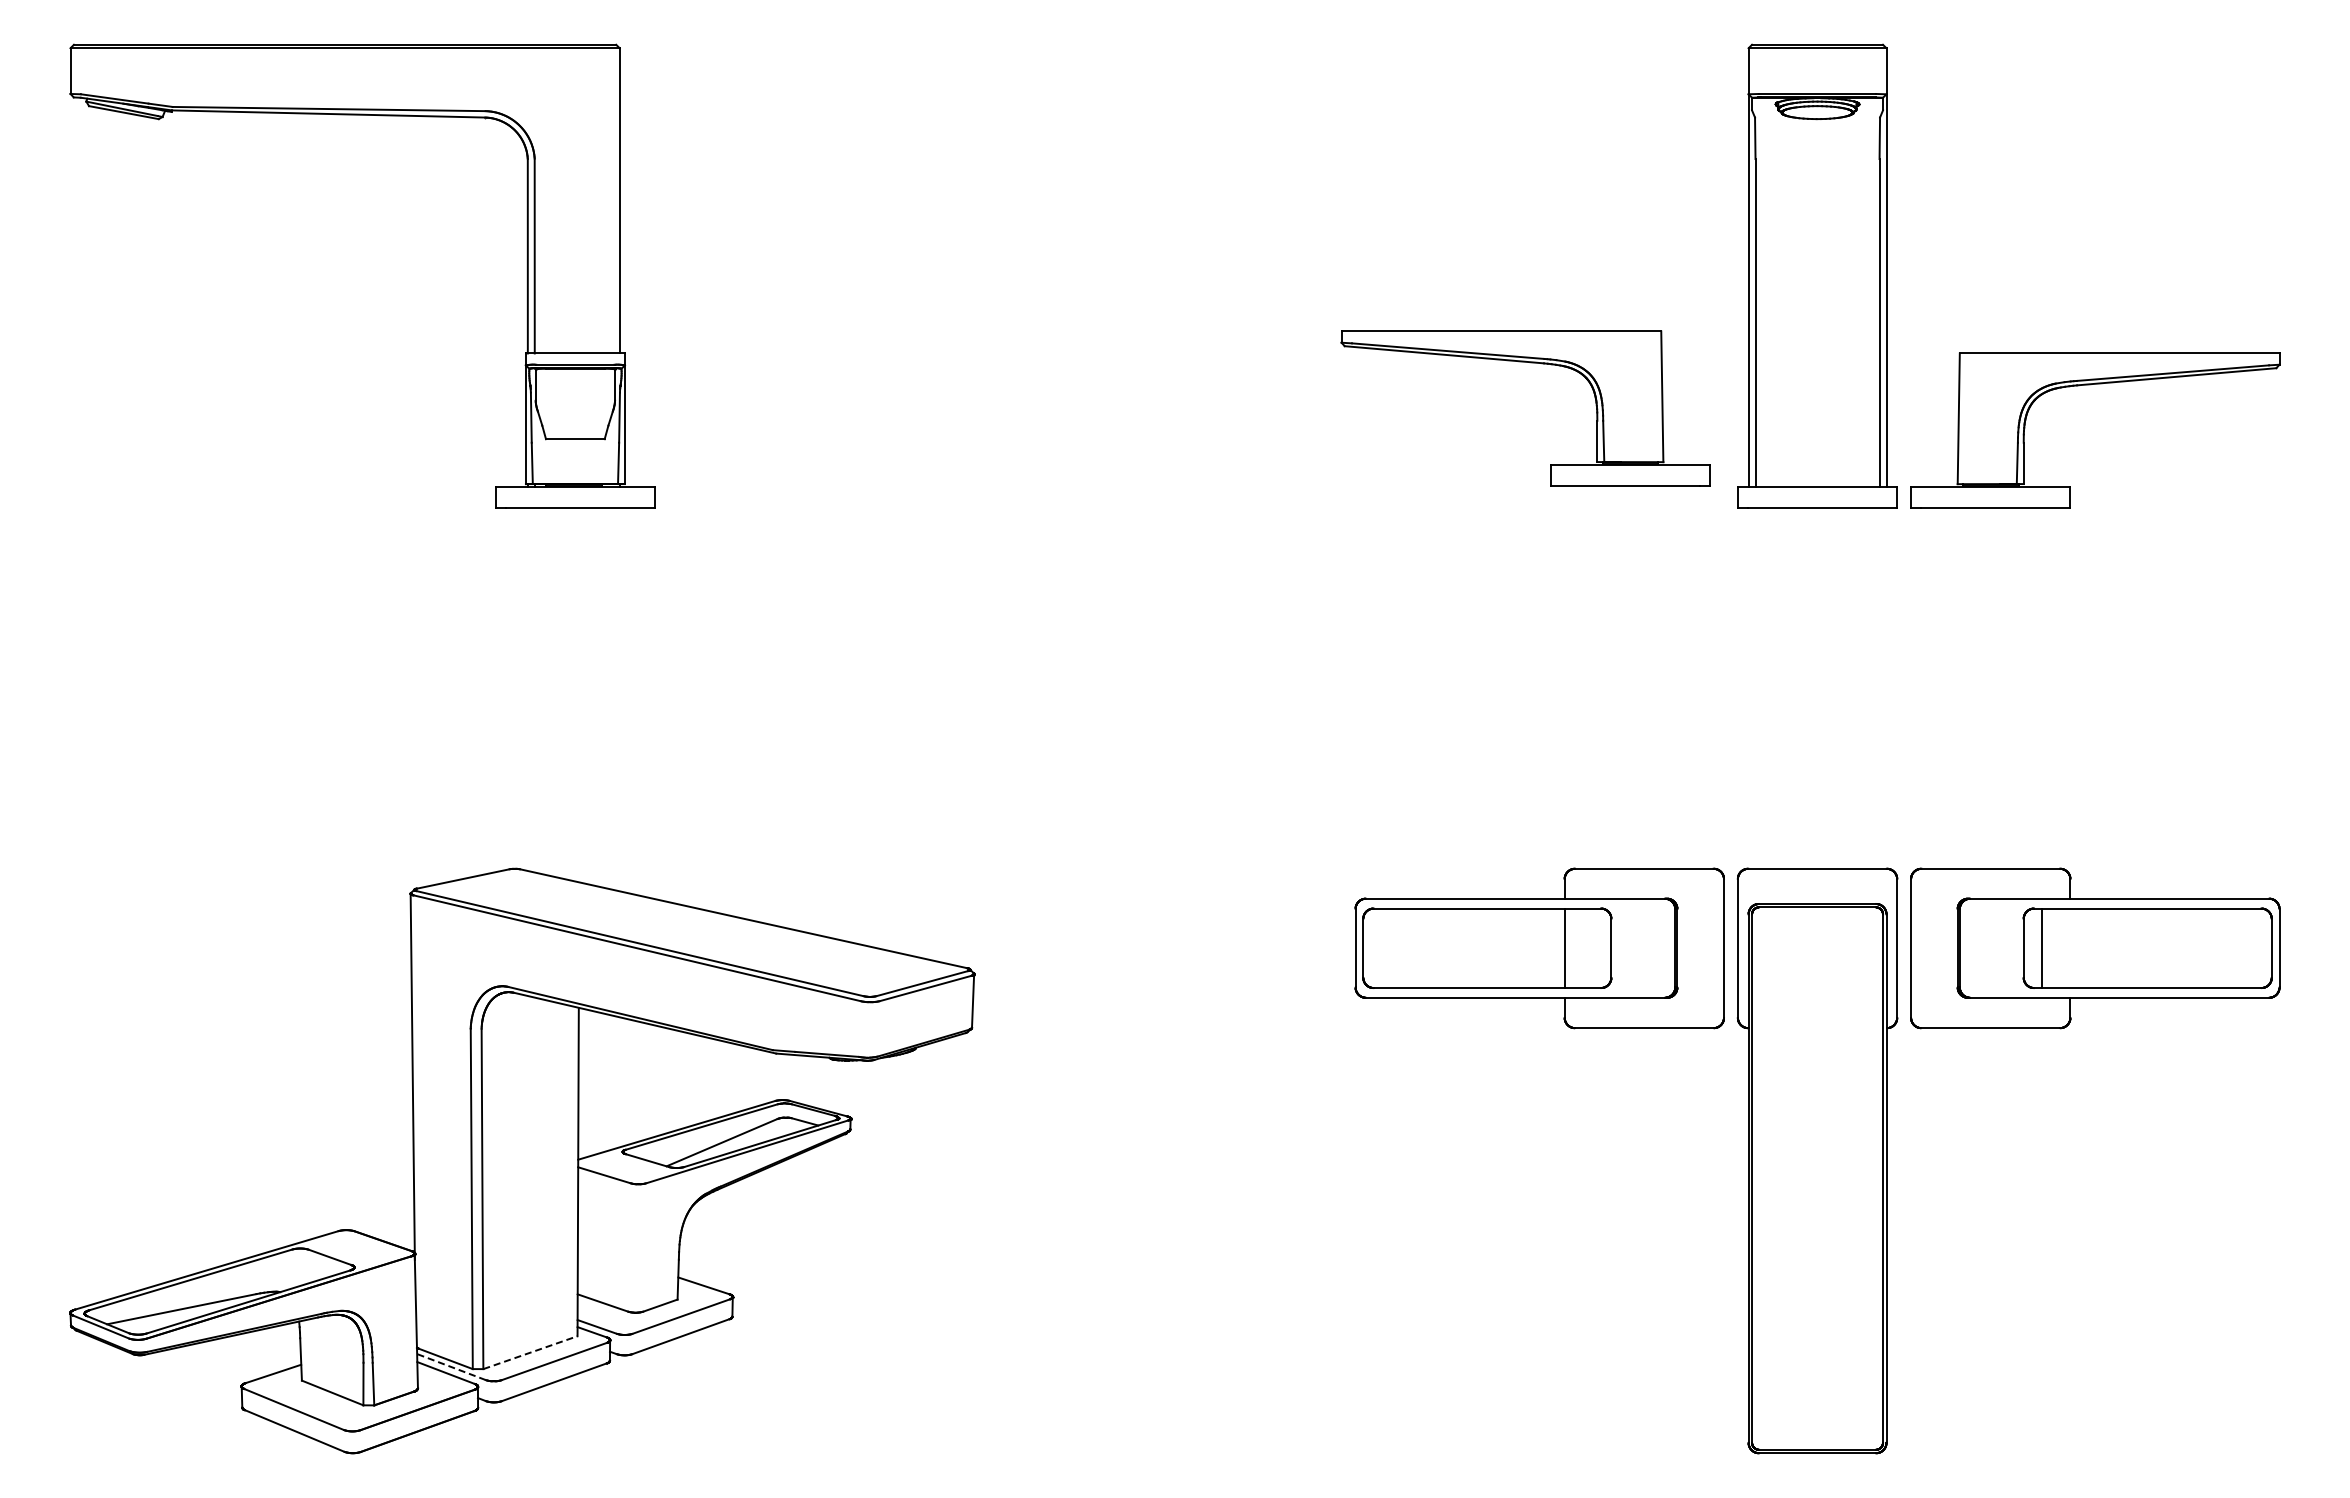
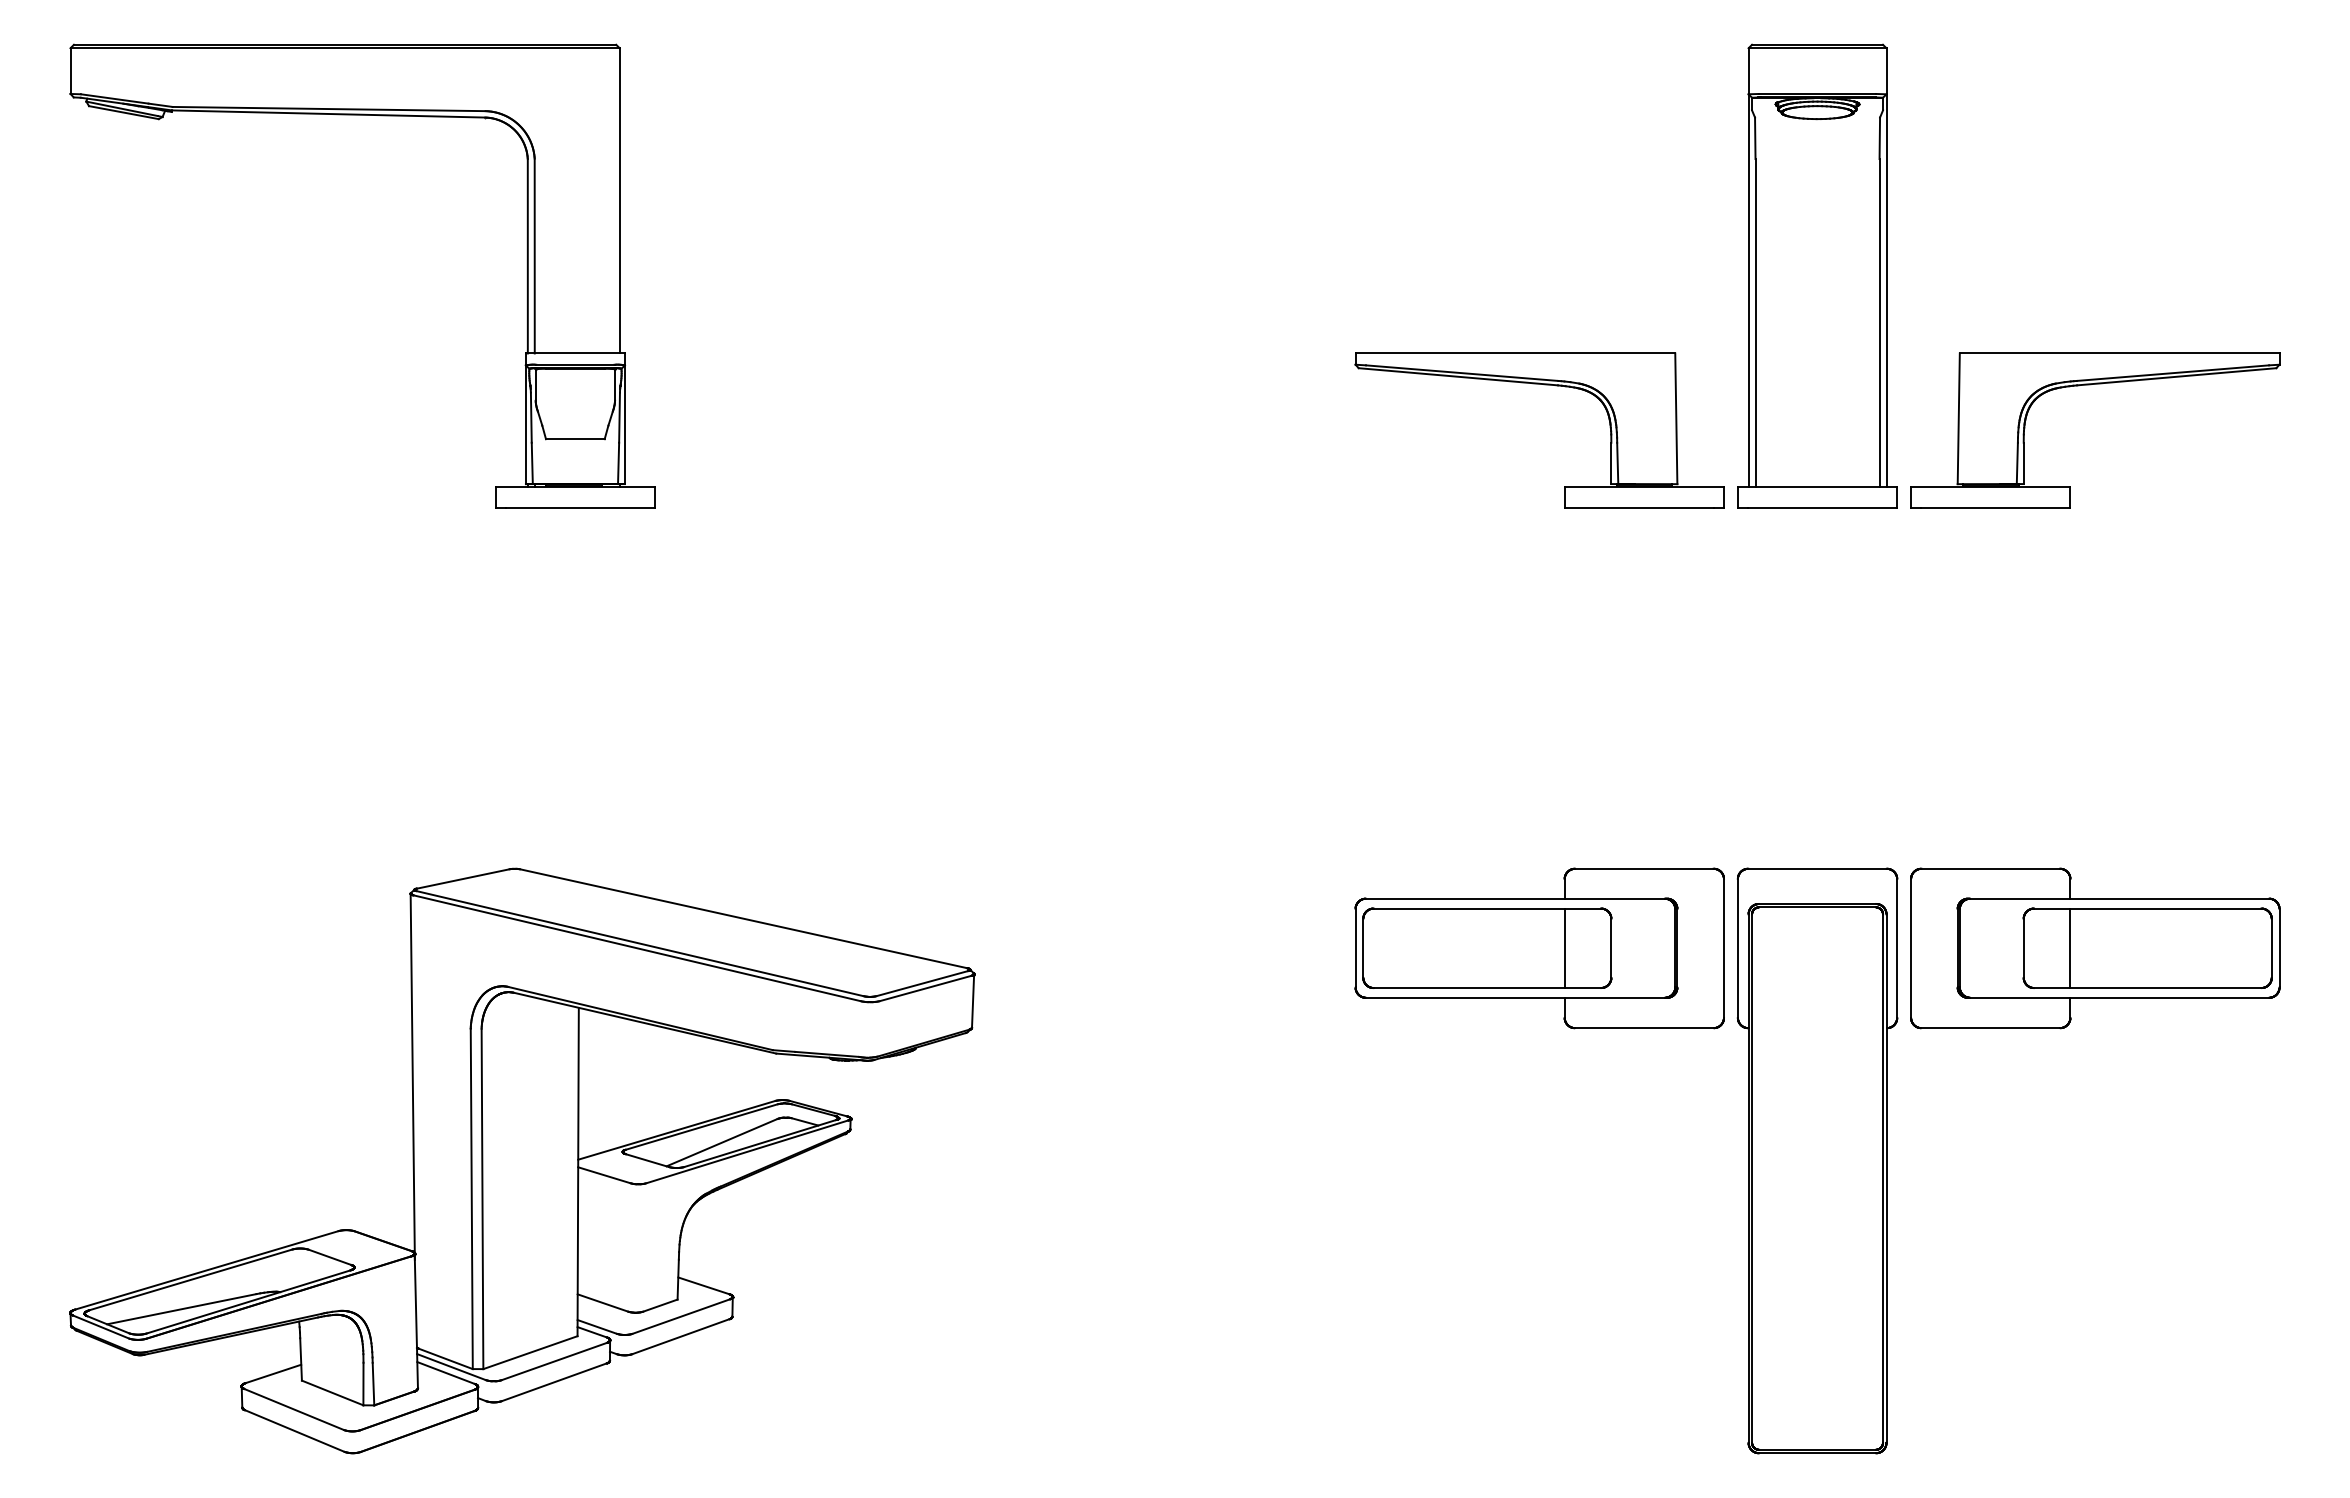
part position: (1530, 363) -> (1544, 385) (1544, 385)
line position: (2042, 948) -> (2070, 948) (2070, 948)
line: dashed -> solid (530, 1352)
line: dashed -> solid (451, 1367)
